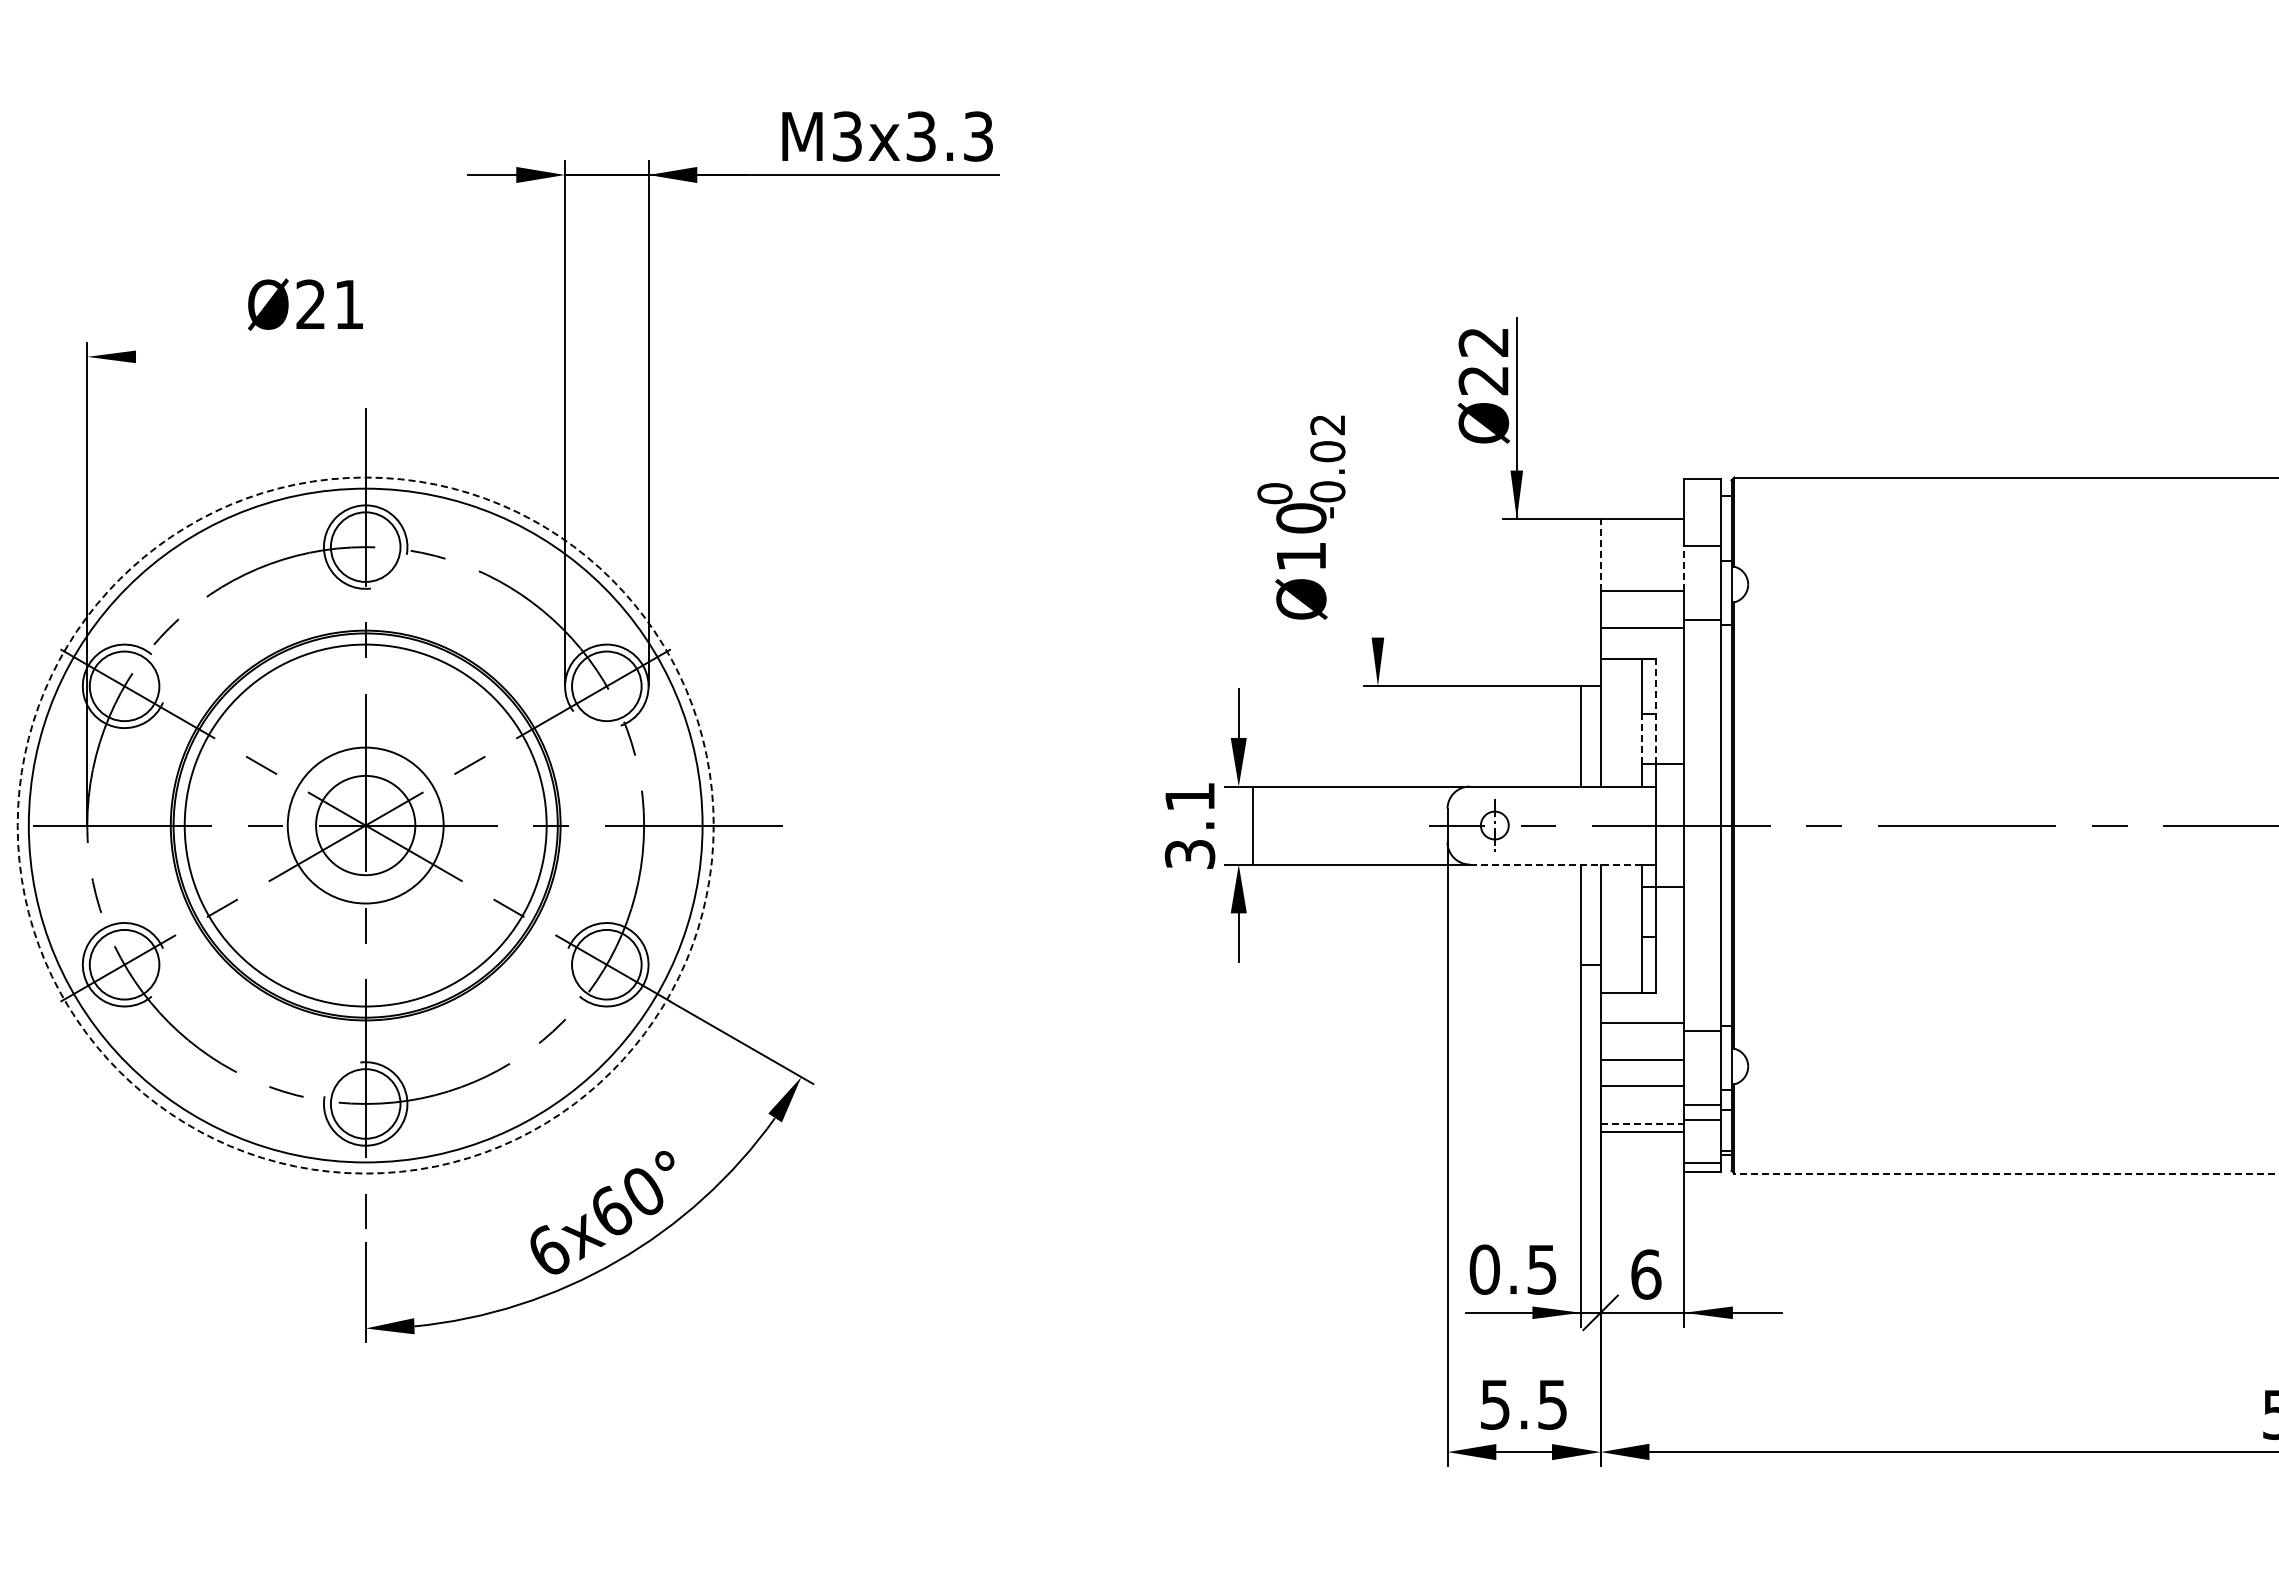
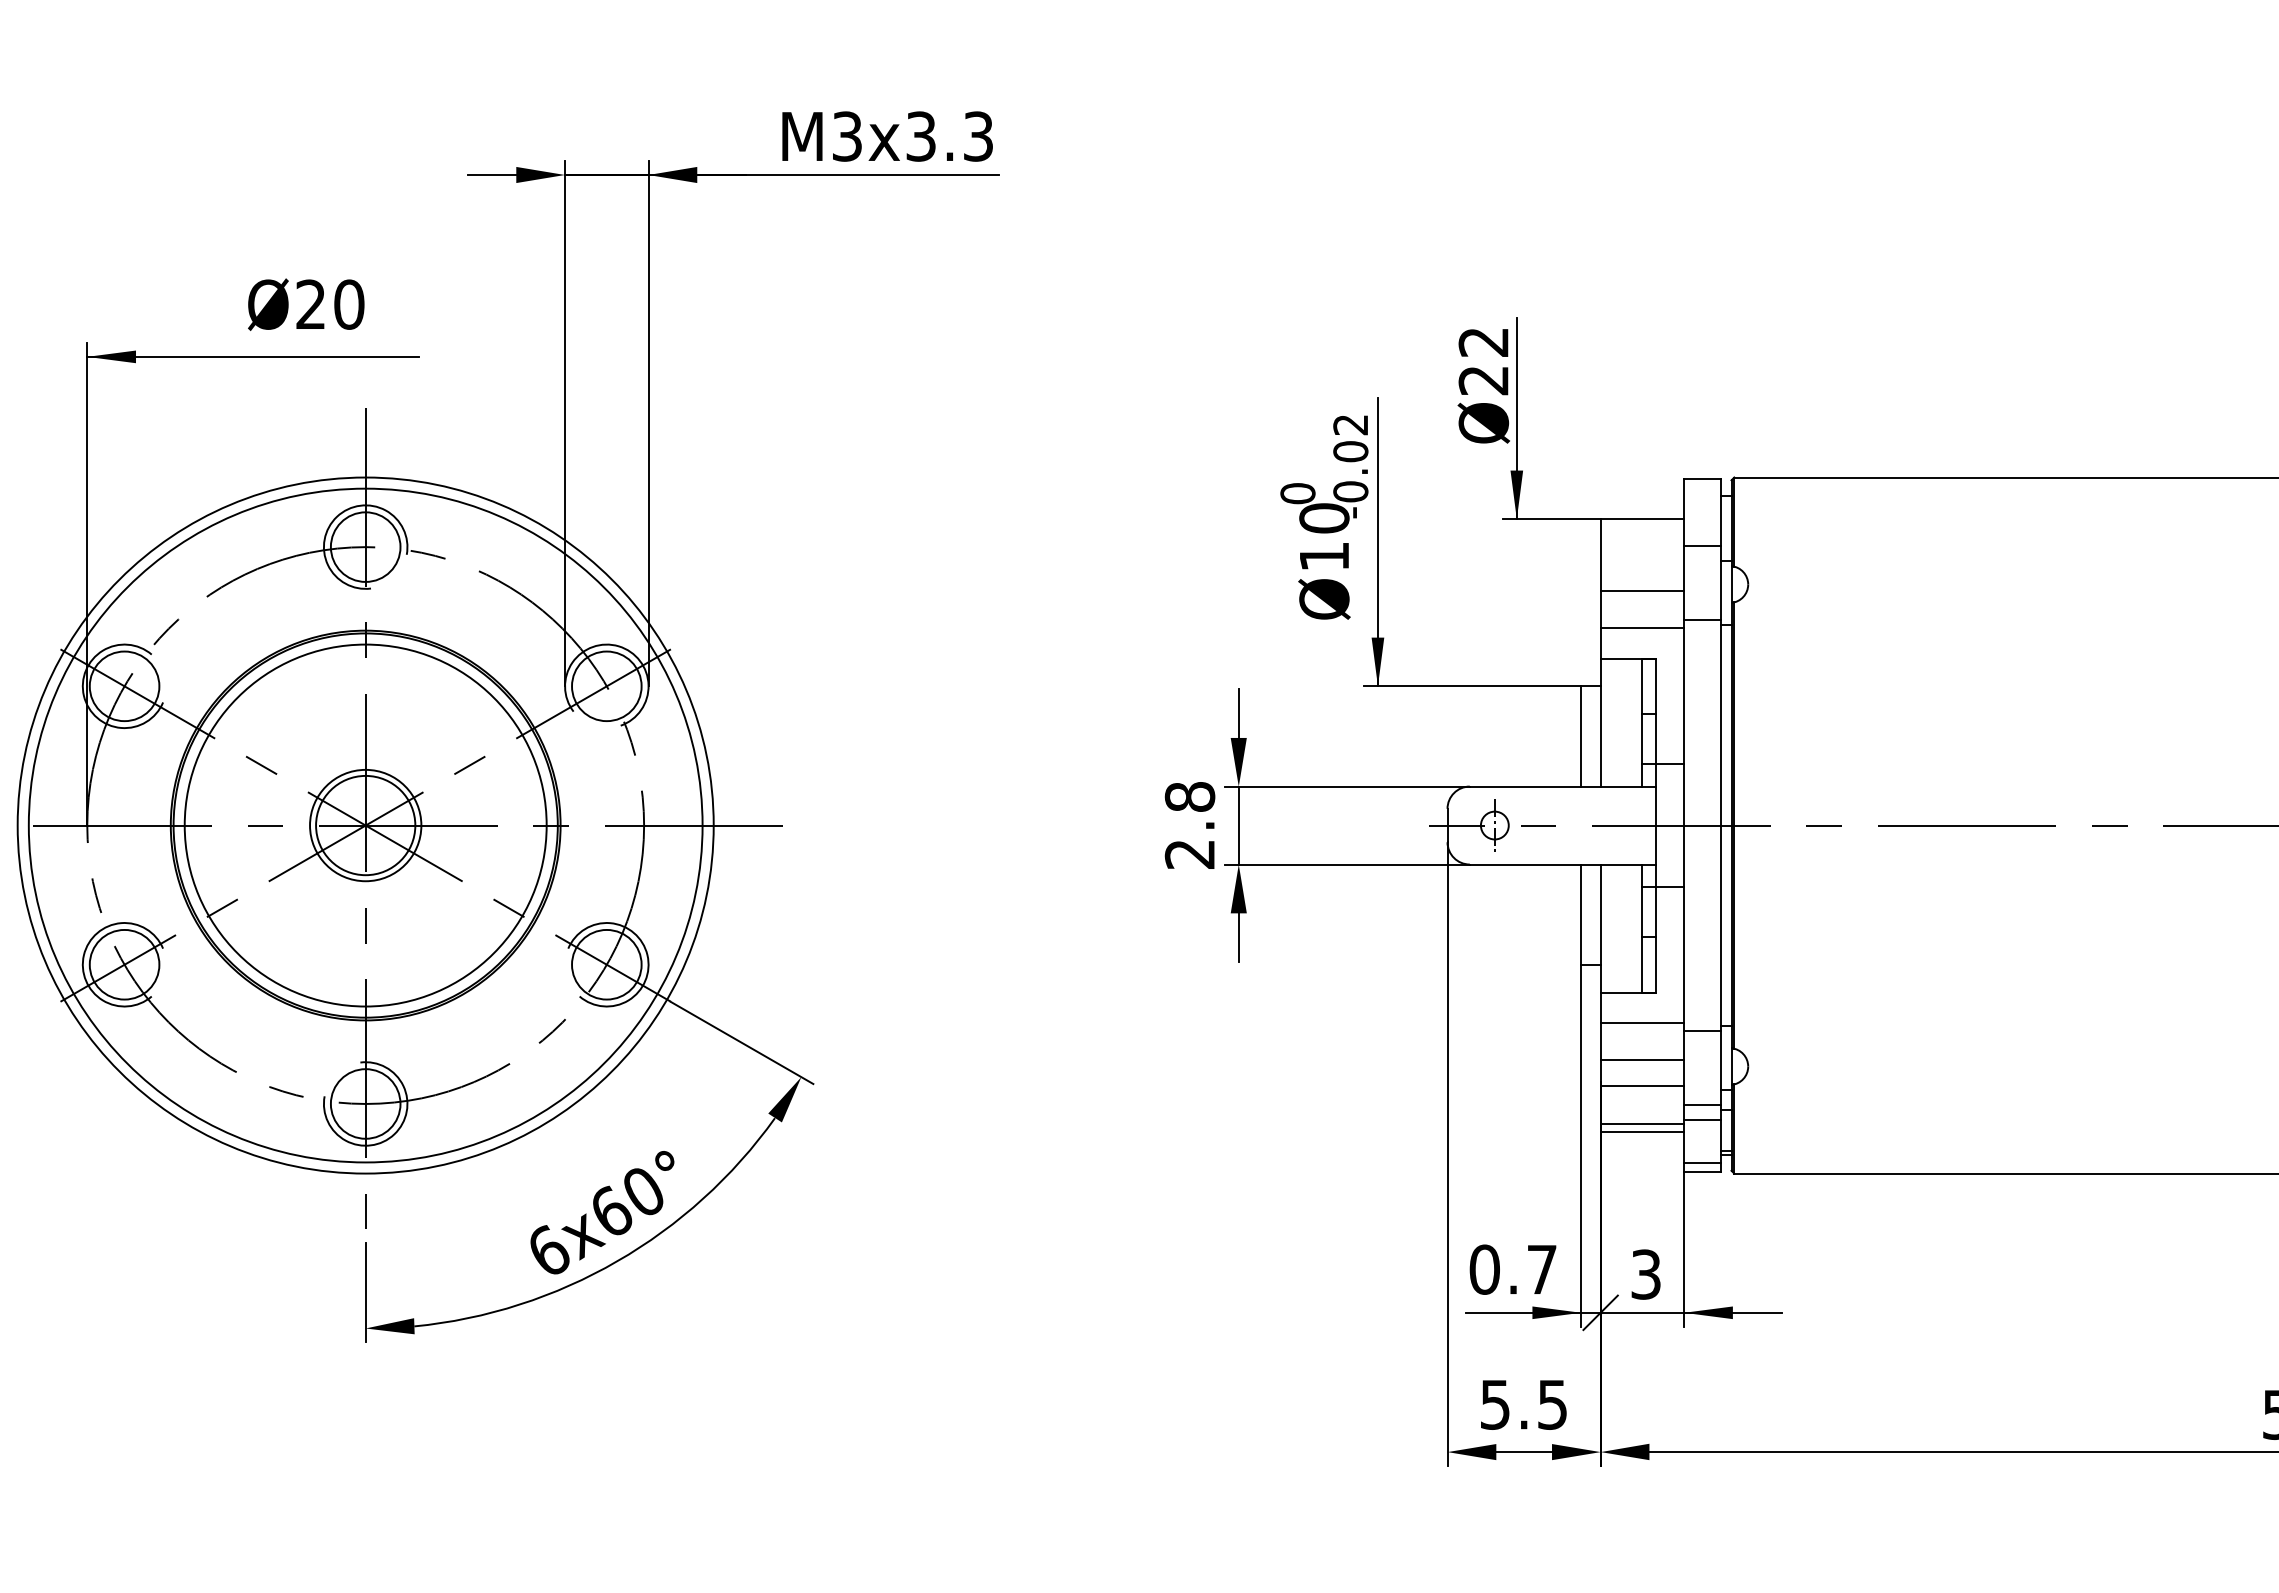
text: Ø21 -> Ø20 (349, 304)
line: none -> present (252, 356)
text position: (1301, 517) -> (1324, 517) (1324, 517)
line: none -> present (1377, 542)
line: dashed -> solid (1600, 555)
line: dashed -> solid (1684, 568)
line: dashed -> solid (1656, 711)
line: dashed -> solid (1642, 738)
circle diameter: 156 px -> 111 px (365, 825)
circle: dashed -> solid (365, 825)
text: 3.1 -> 2.8 (1189, 825)
line position: (1252, 825) -> (1238, 825) (1238, 825)
line: dashed -> solid (1555, 864)
line: dashed -> solid (1642, 1123)
line: dashed -> solid (2006, 1173)
text: 0.5 -> 0.7 (1541, 1269)
text: 6 -> 3 (1646, 1274)
